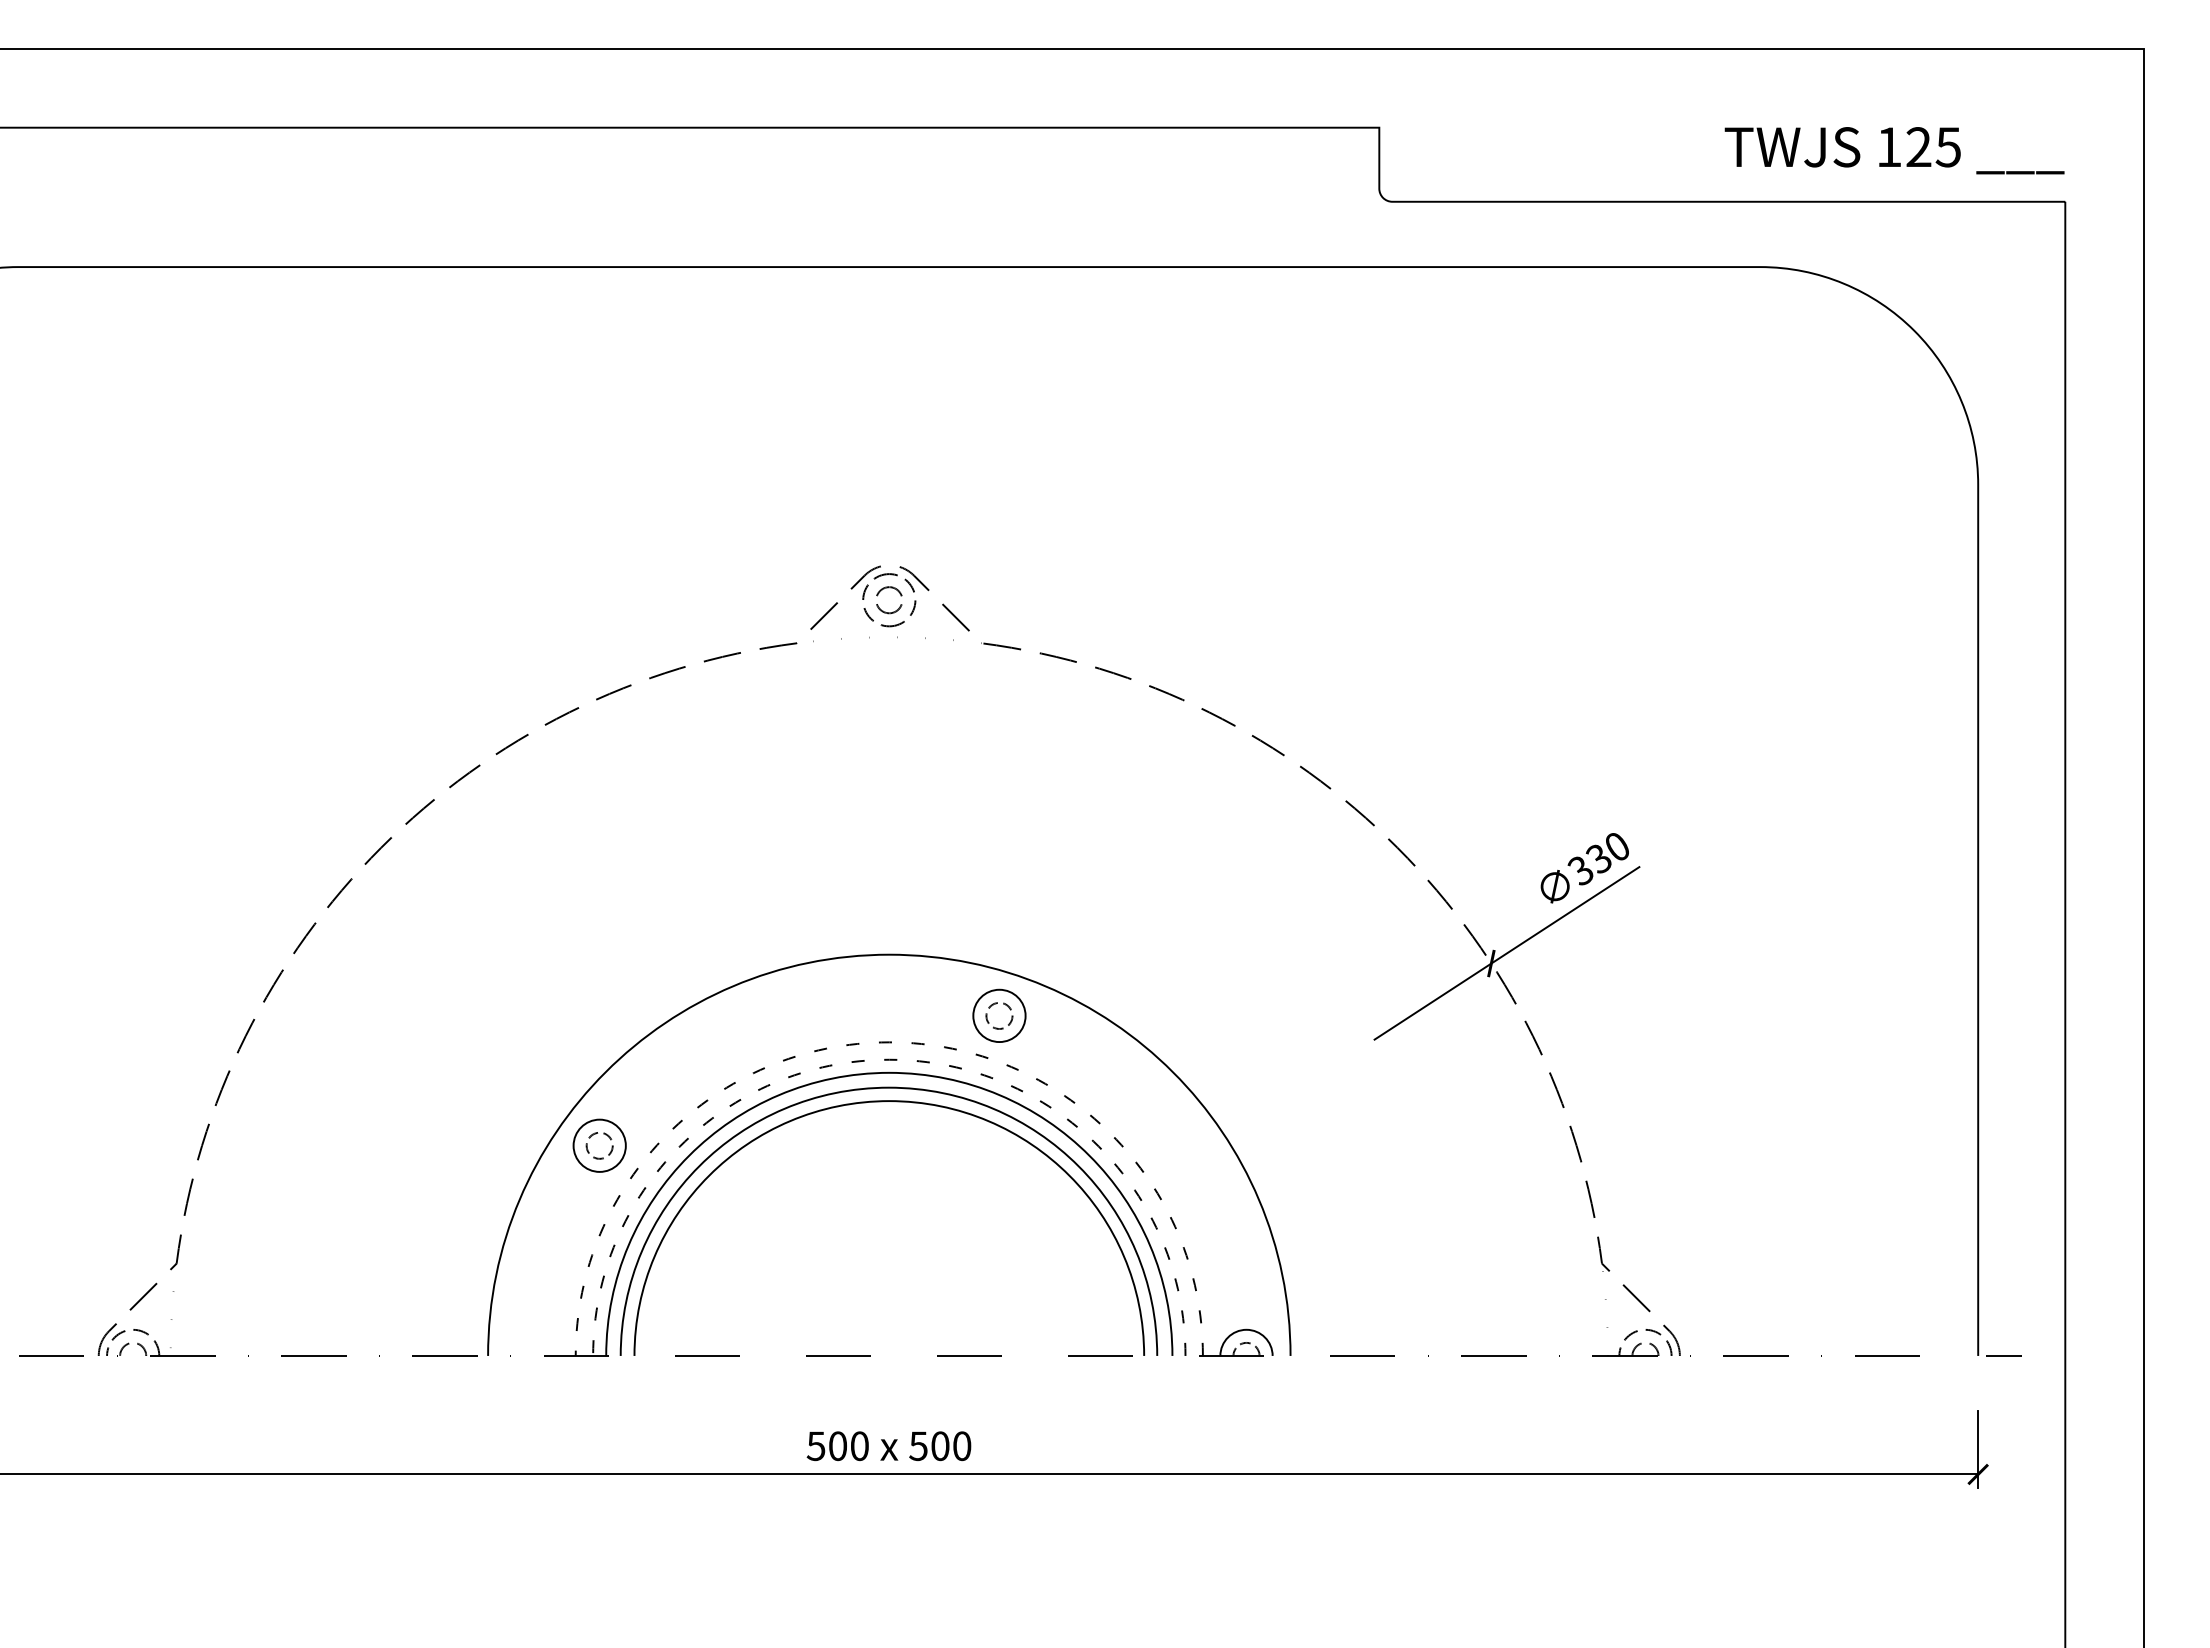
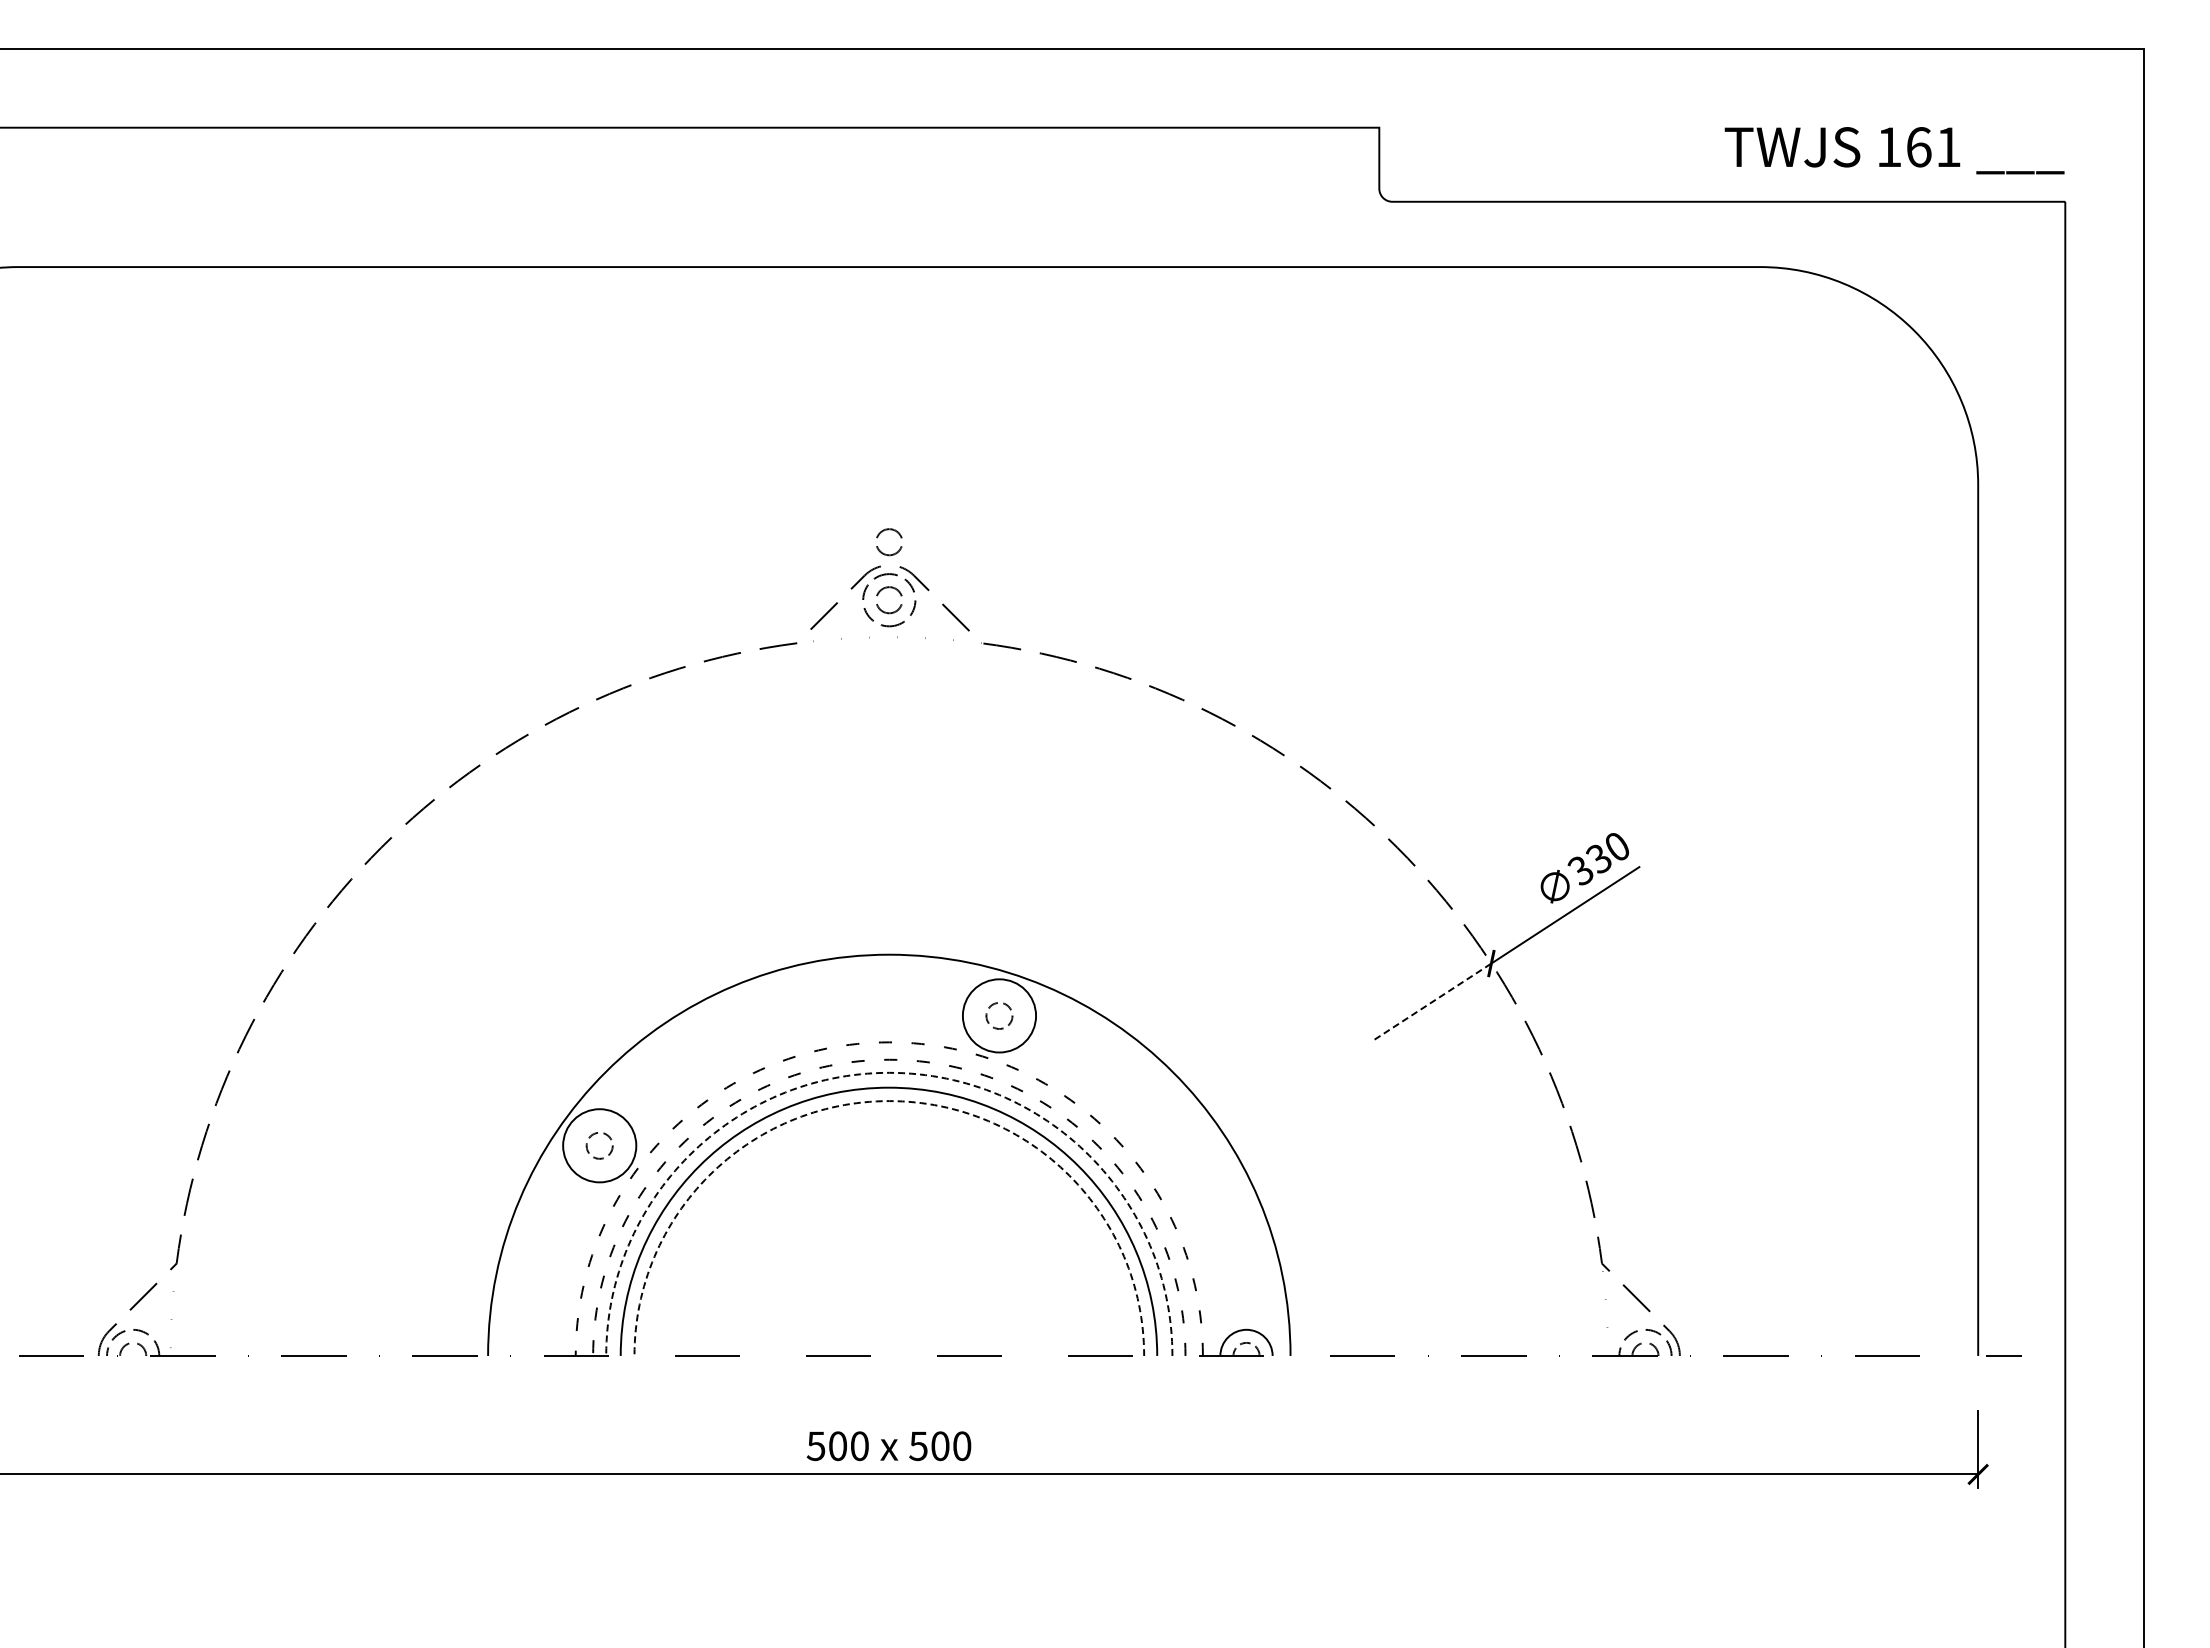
text: 125 -> 161 (1933, 147)
part: none -> present (892, 553)
line: solid -> dashed (1432, 1001)
circle diameter: 52 px -> 73 px (999, 1015)
arc: solid -> dashed (889, 1072)
arc: solid -> dashed (889, 1101)
circle diameter: 52 px -> 73 px (599, 1145)
